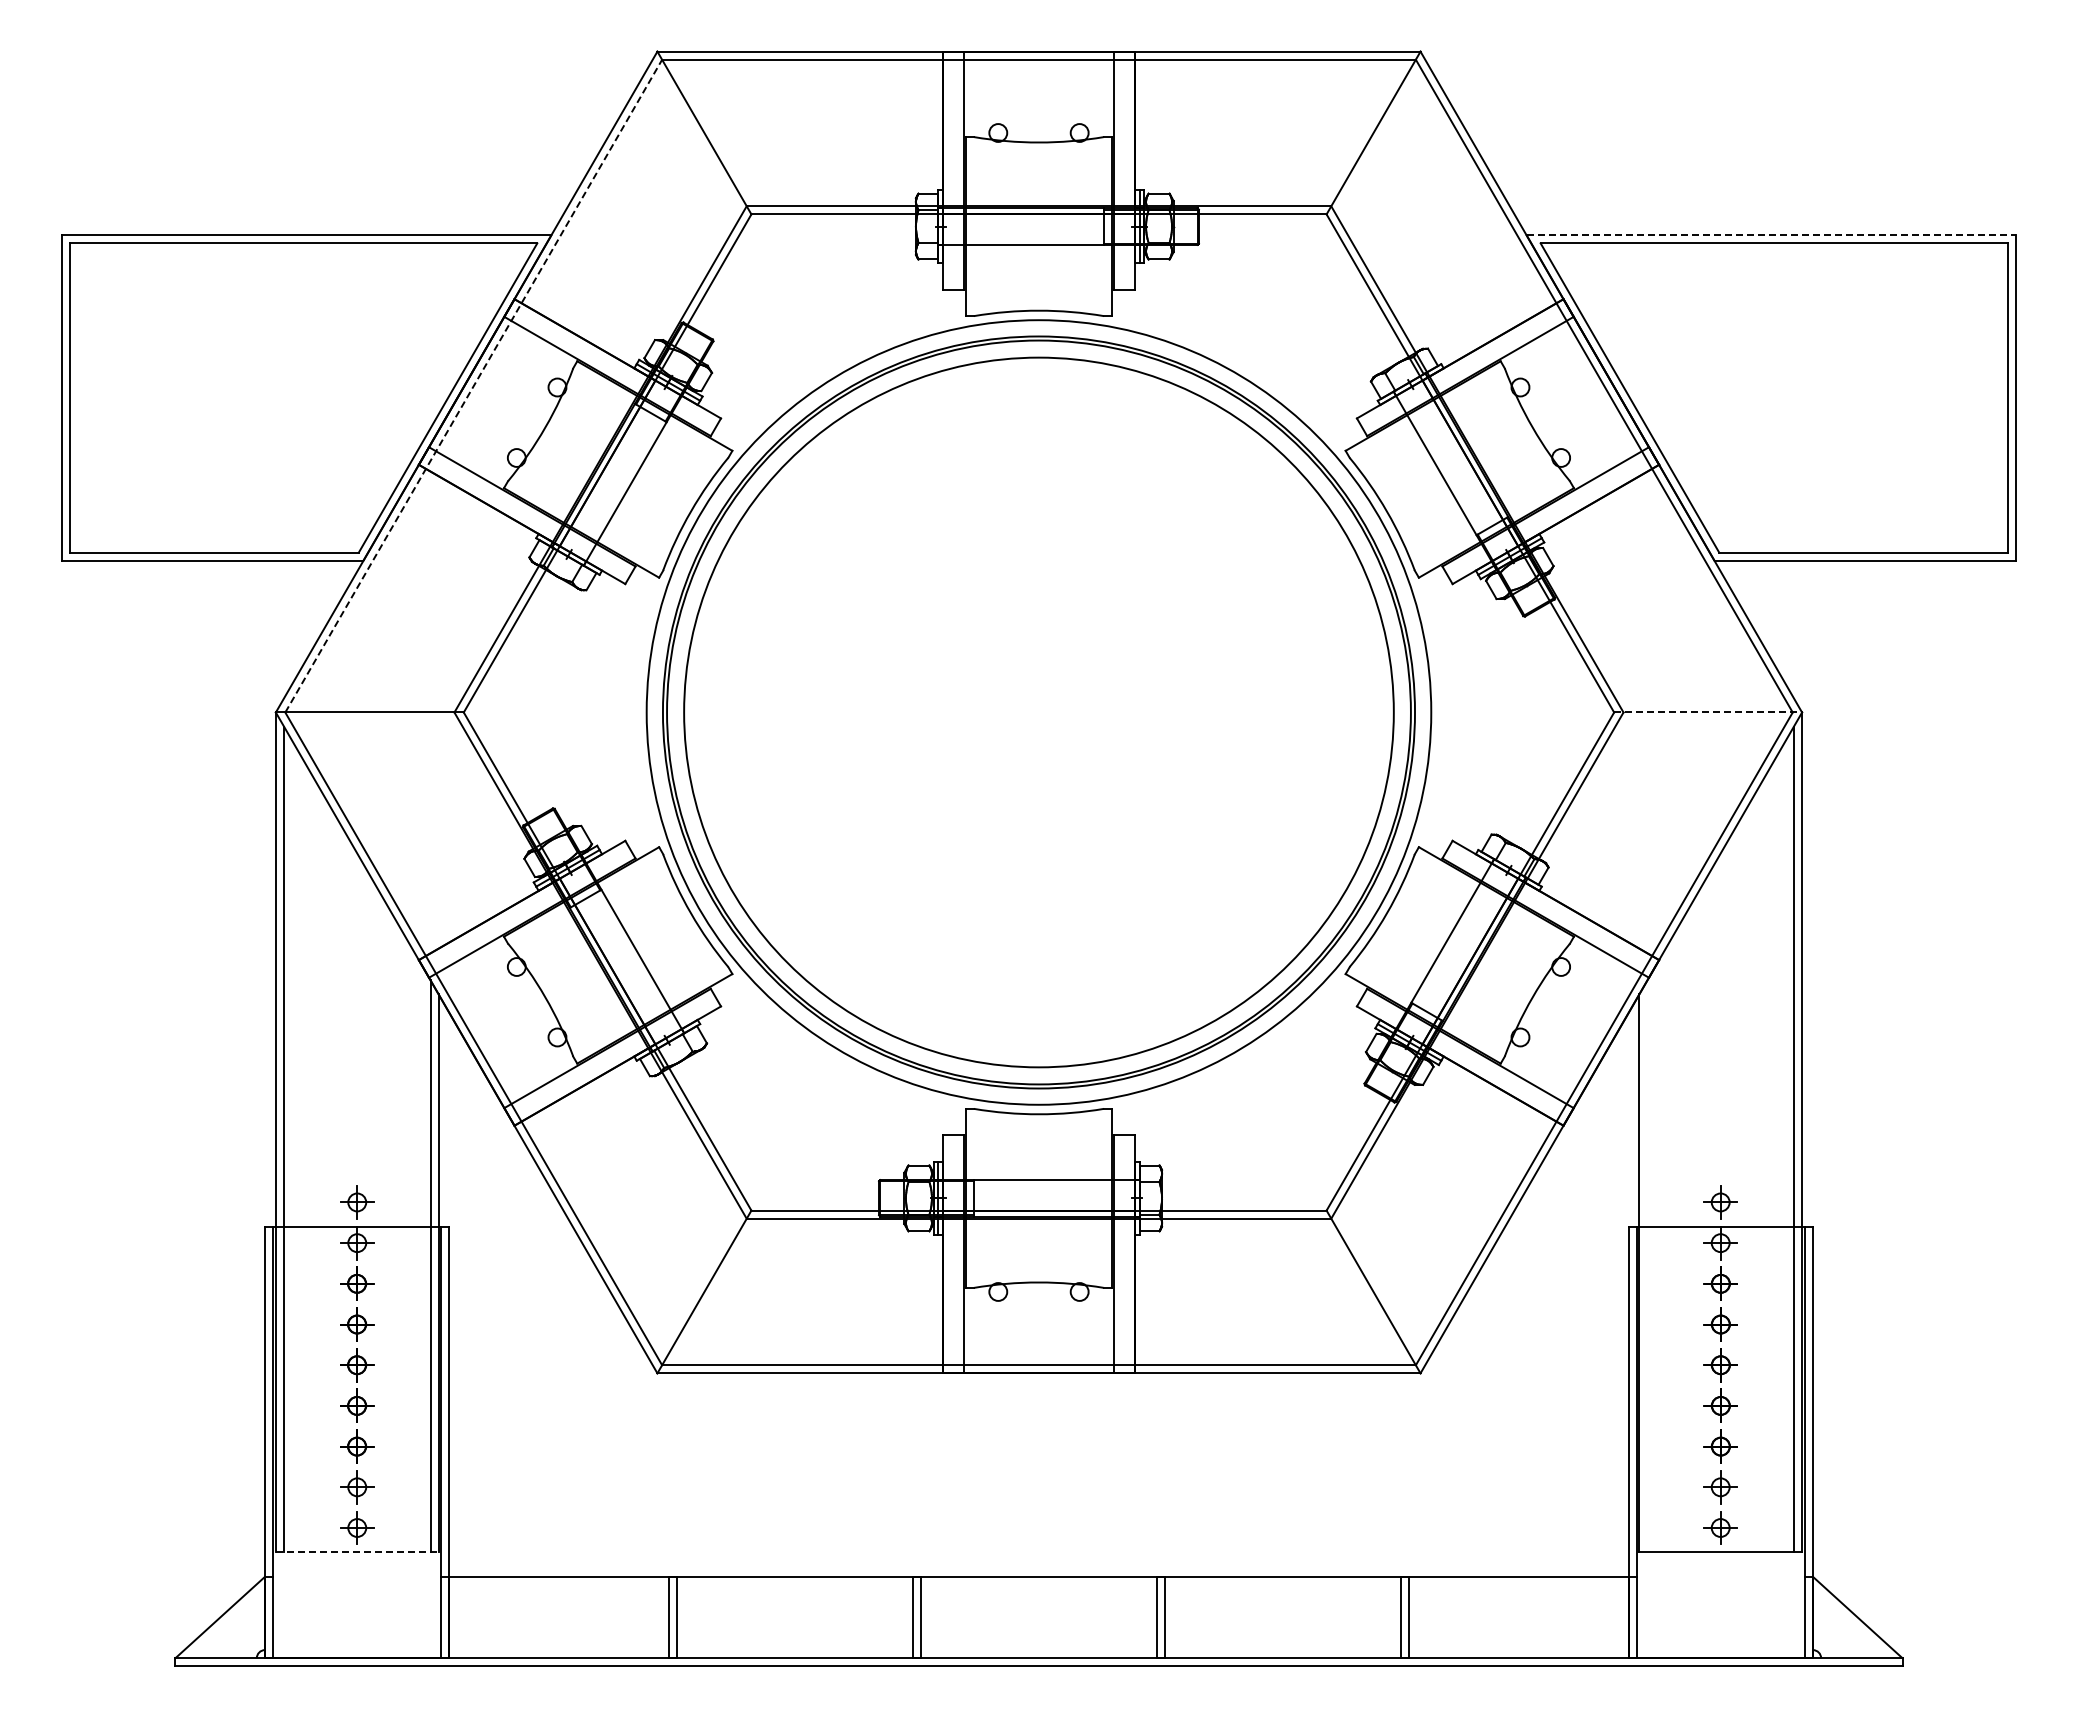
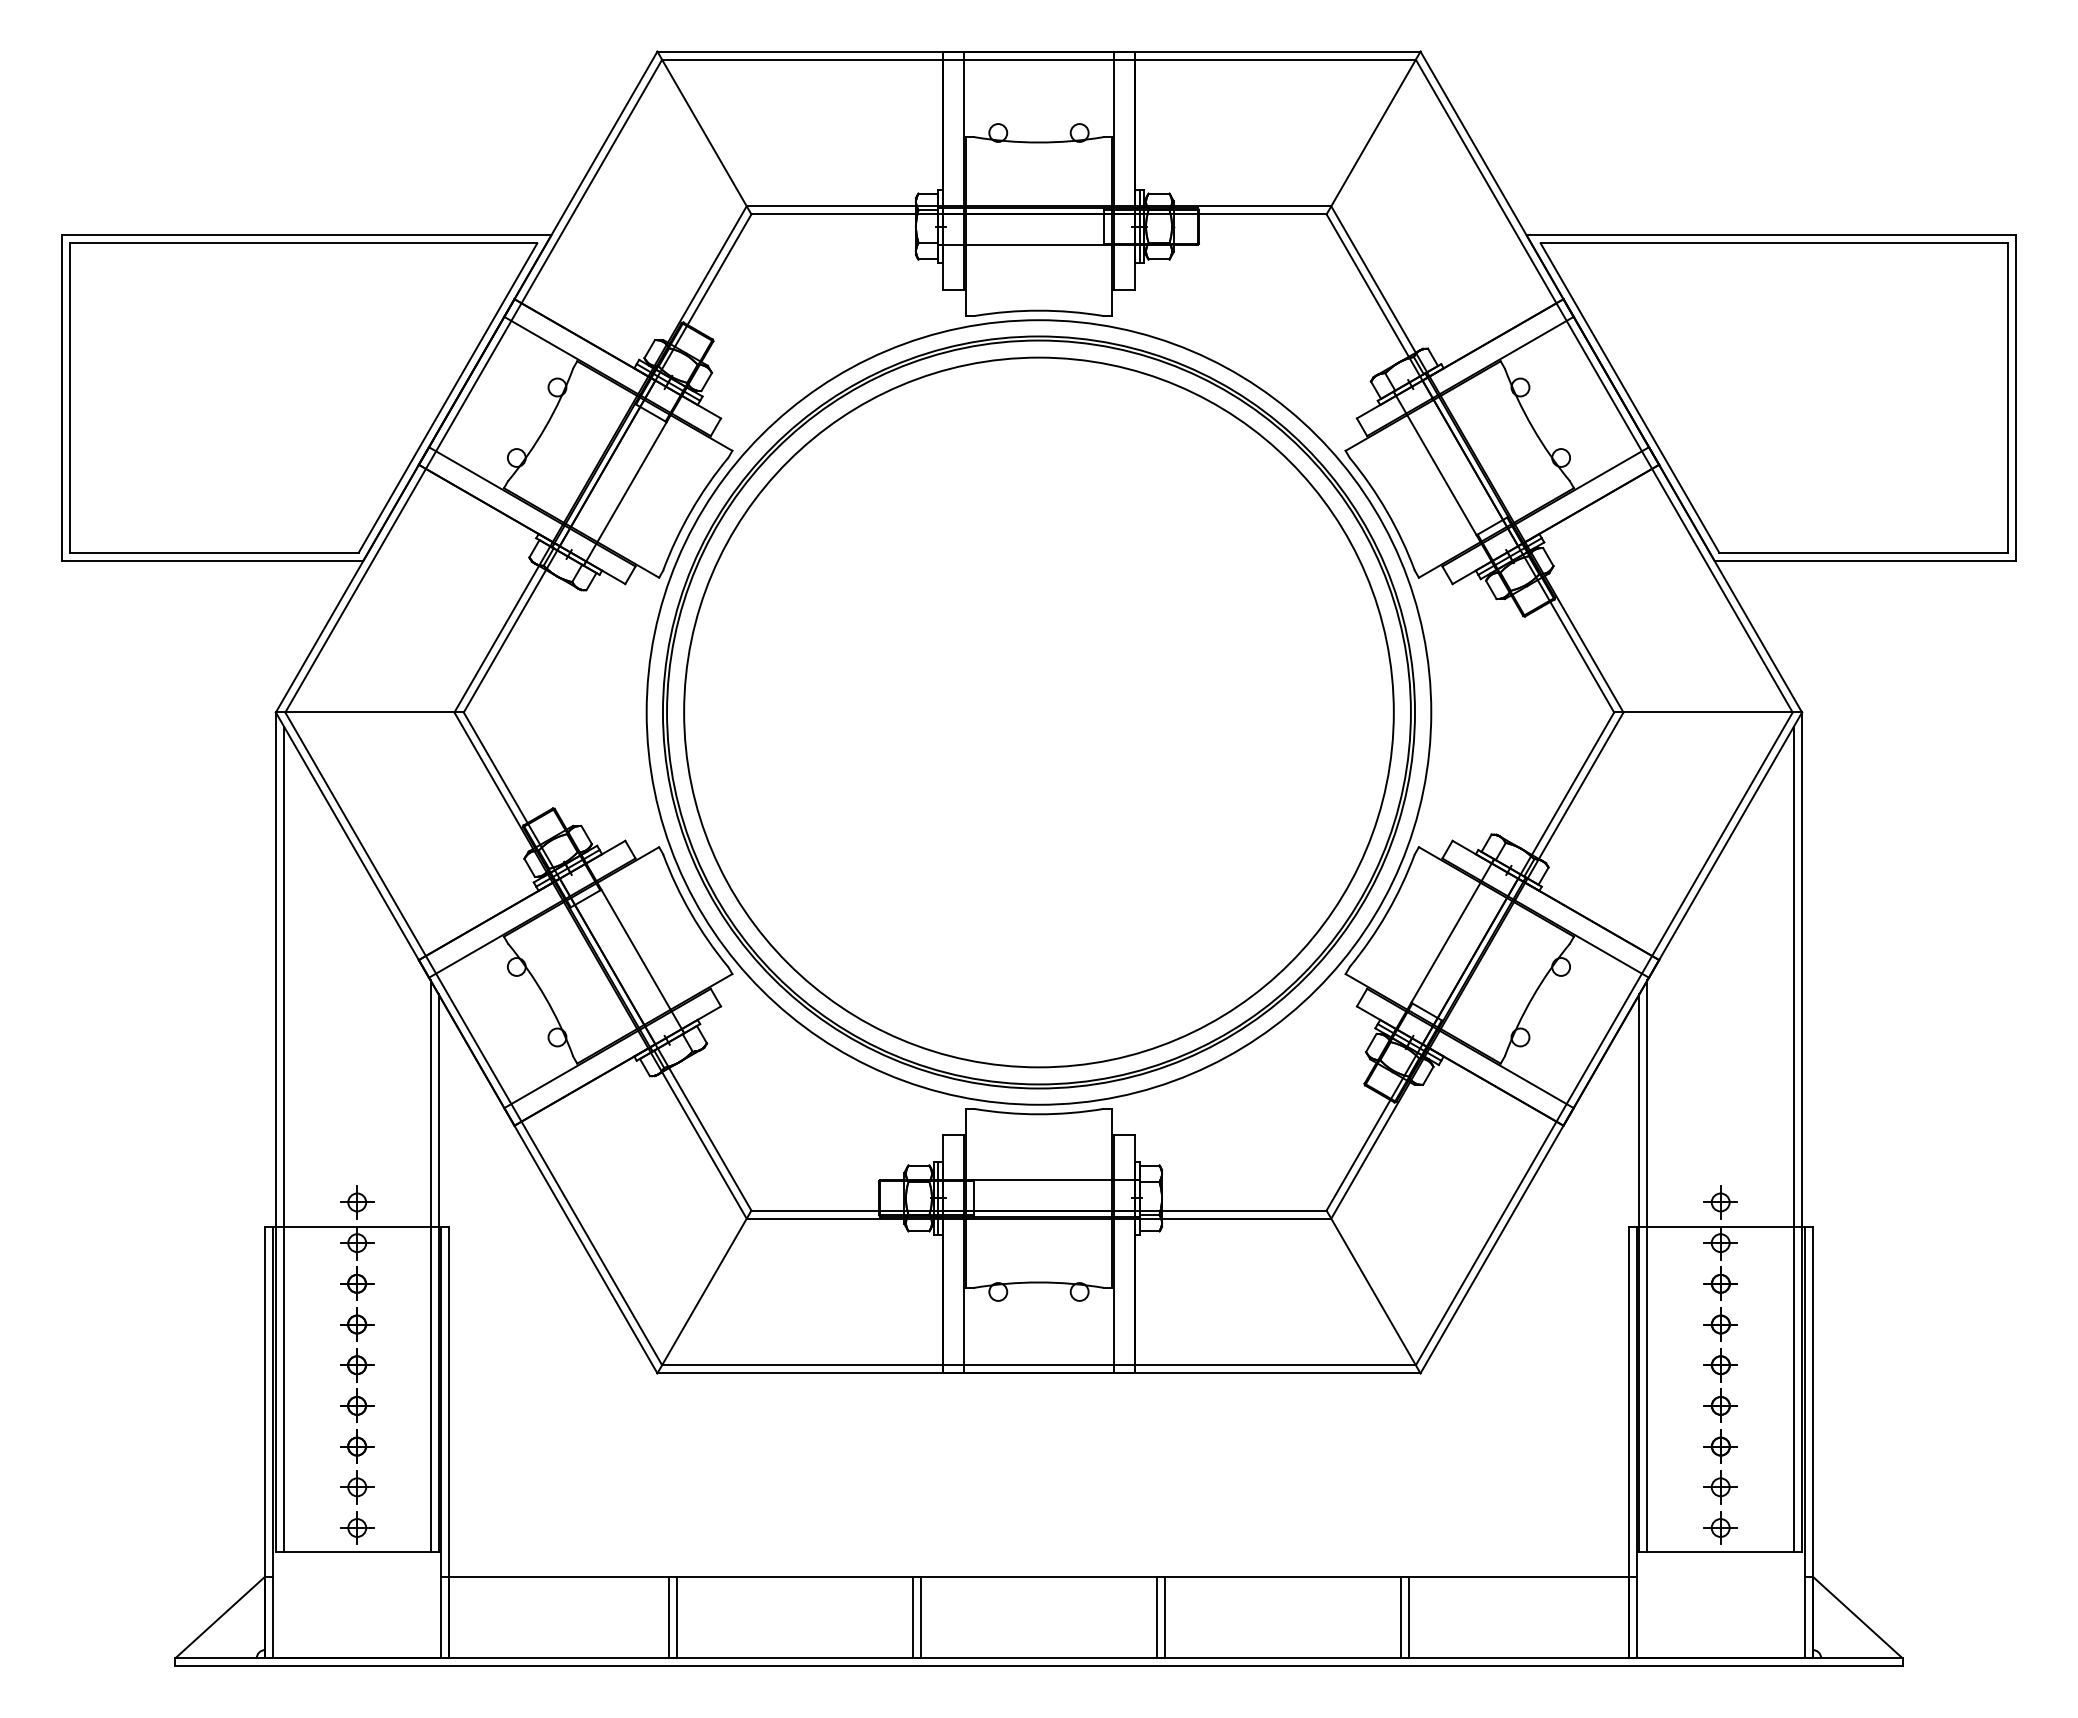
line: dashed -> solid (1771, 235)
line: dashed -> solid (473, 386)
line: dashed -> solid (1708, 712)
line: none -> present (1647, 1266)
line: dashed -> solid (357, 1552)
